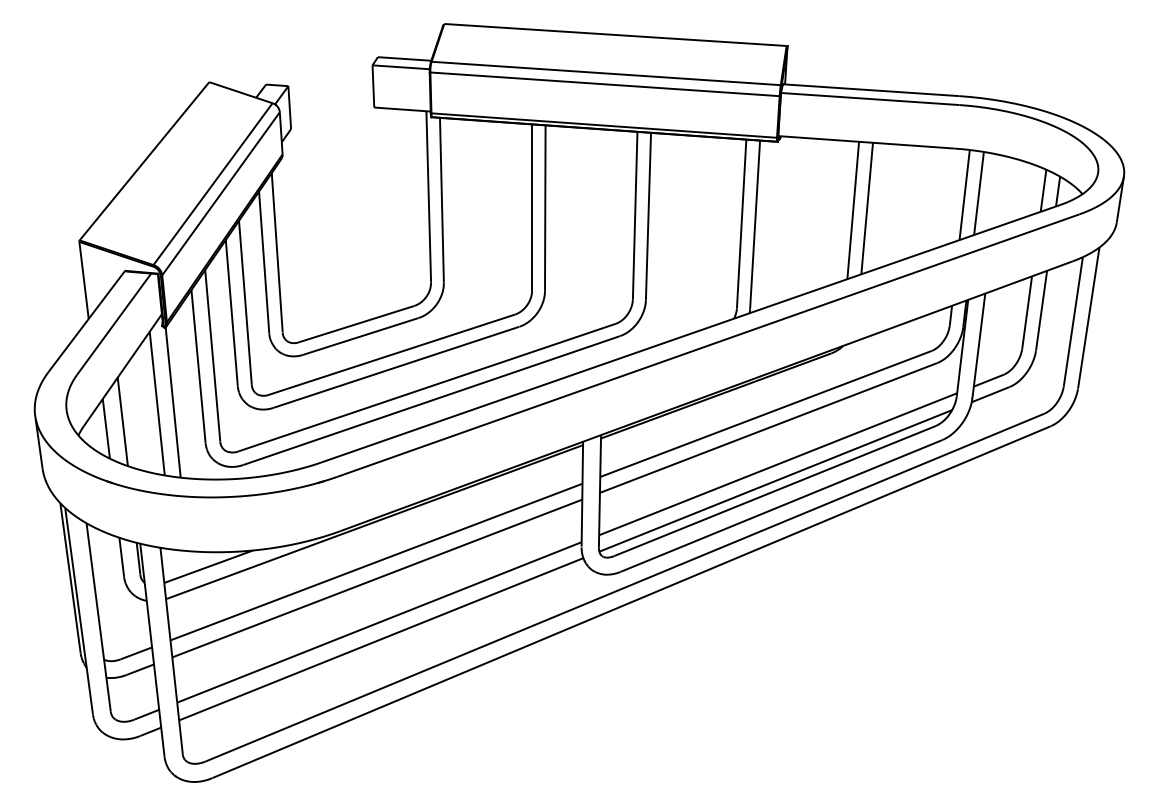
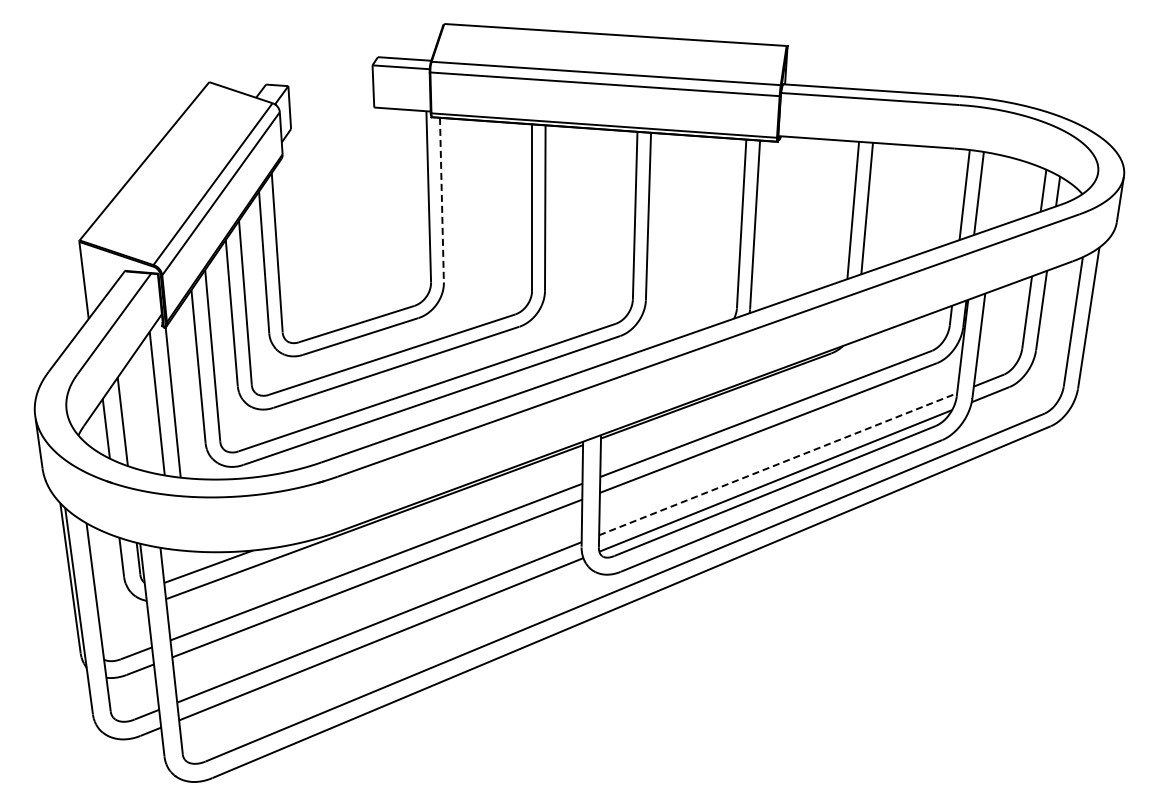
line: solid -> dashed (441, 200)
line: solid -> dashed (778, 464)
